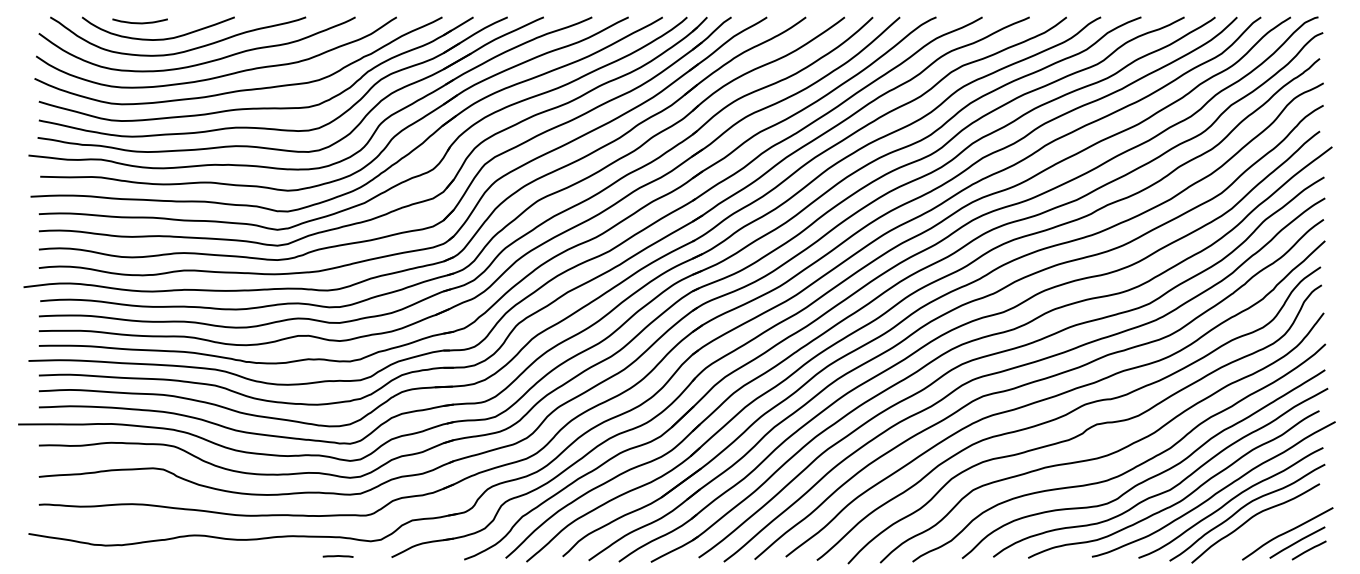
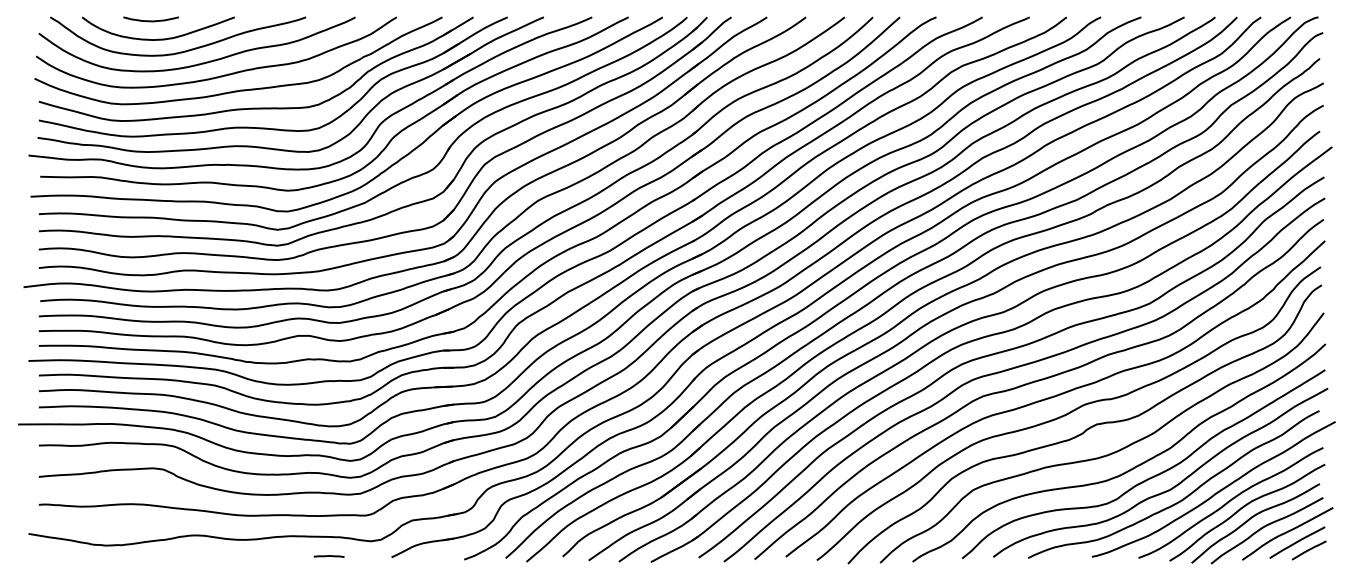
curve position: (139, 22) -> (150, 20) (150, 20)
curve: none -> present (1265, 527)
line position: (337, 556) -> (328, 556) (328, 556)
